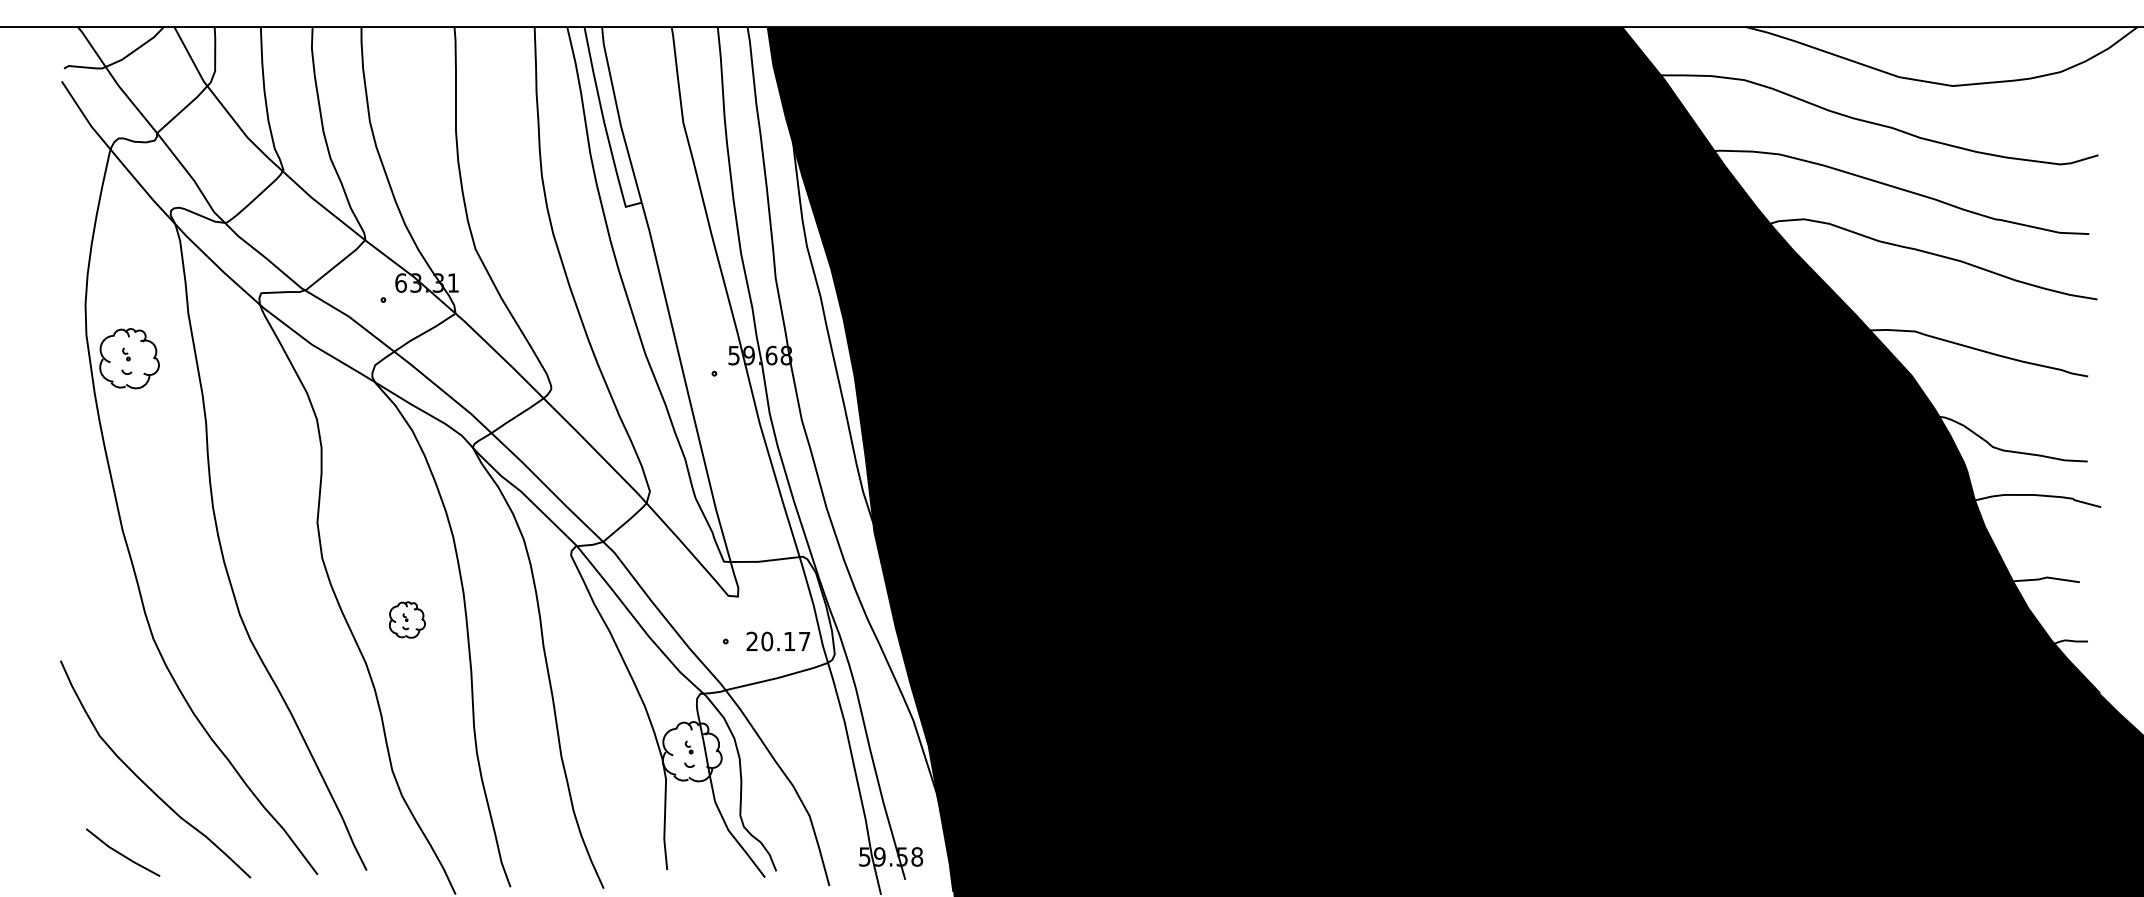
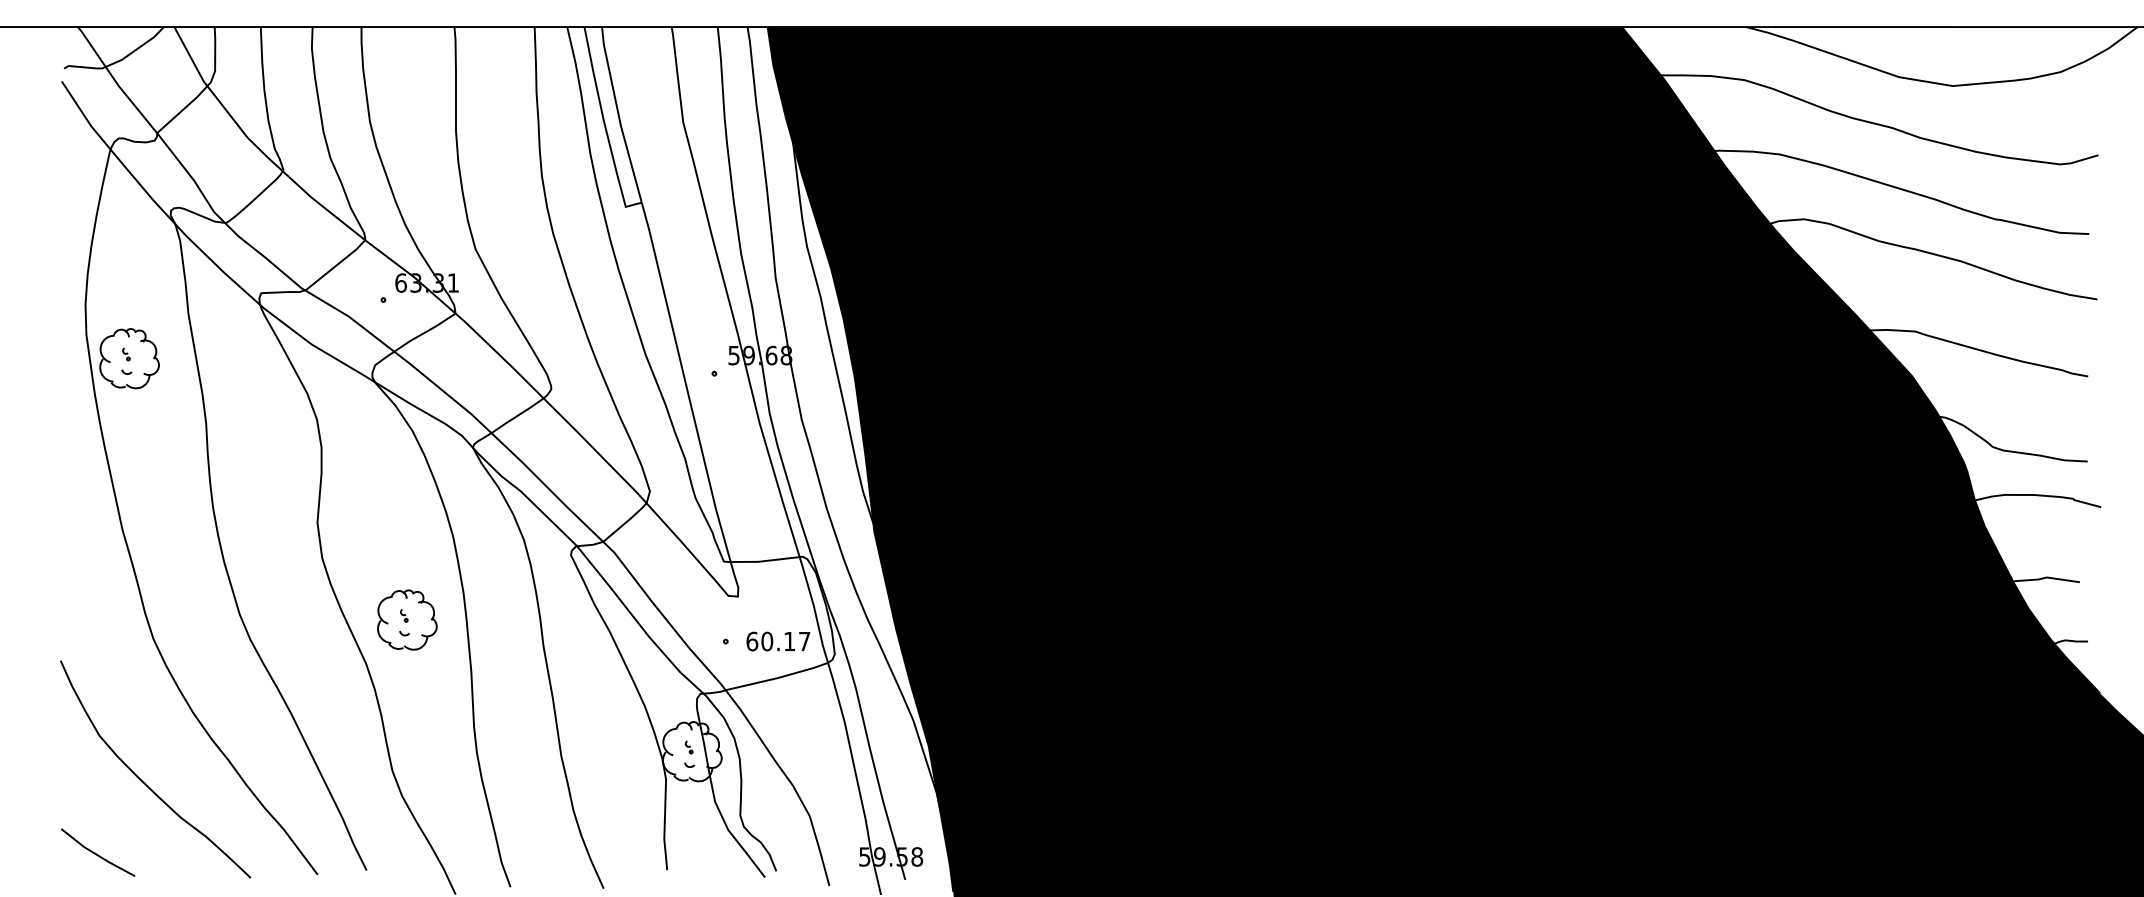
part size: 38x38 px -> 61x62 px (407, 619)
text: 20.17 -> 60.17 (752, 641)
line position: (123, 854) -> (98, 854) (98, 854)
